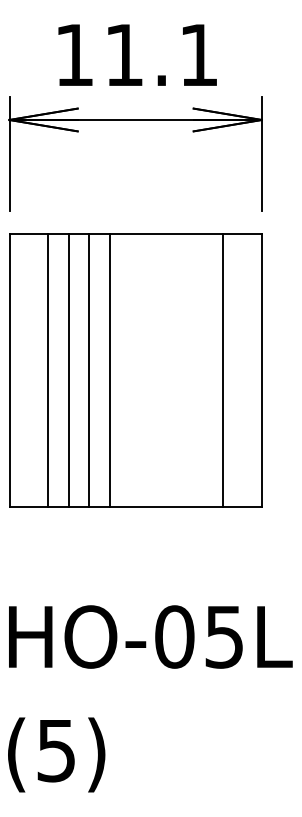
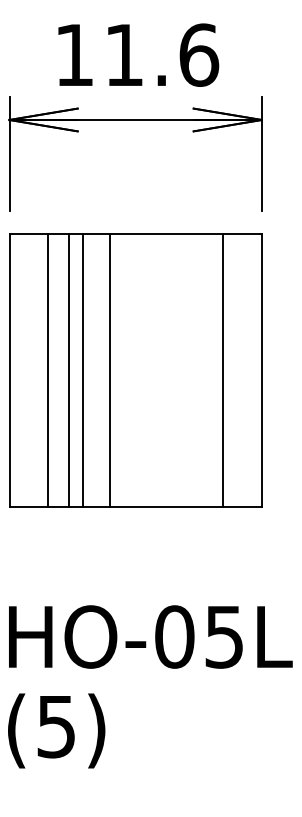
text: 11.1 -> 11.6 (199, 54)
line position: (89, 369) -> (83, 369) (83, 369)
text position: (56, 754) -> (56, 730) (56, 730)
